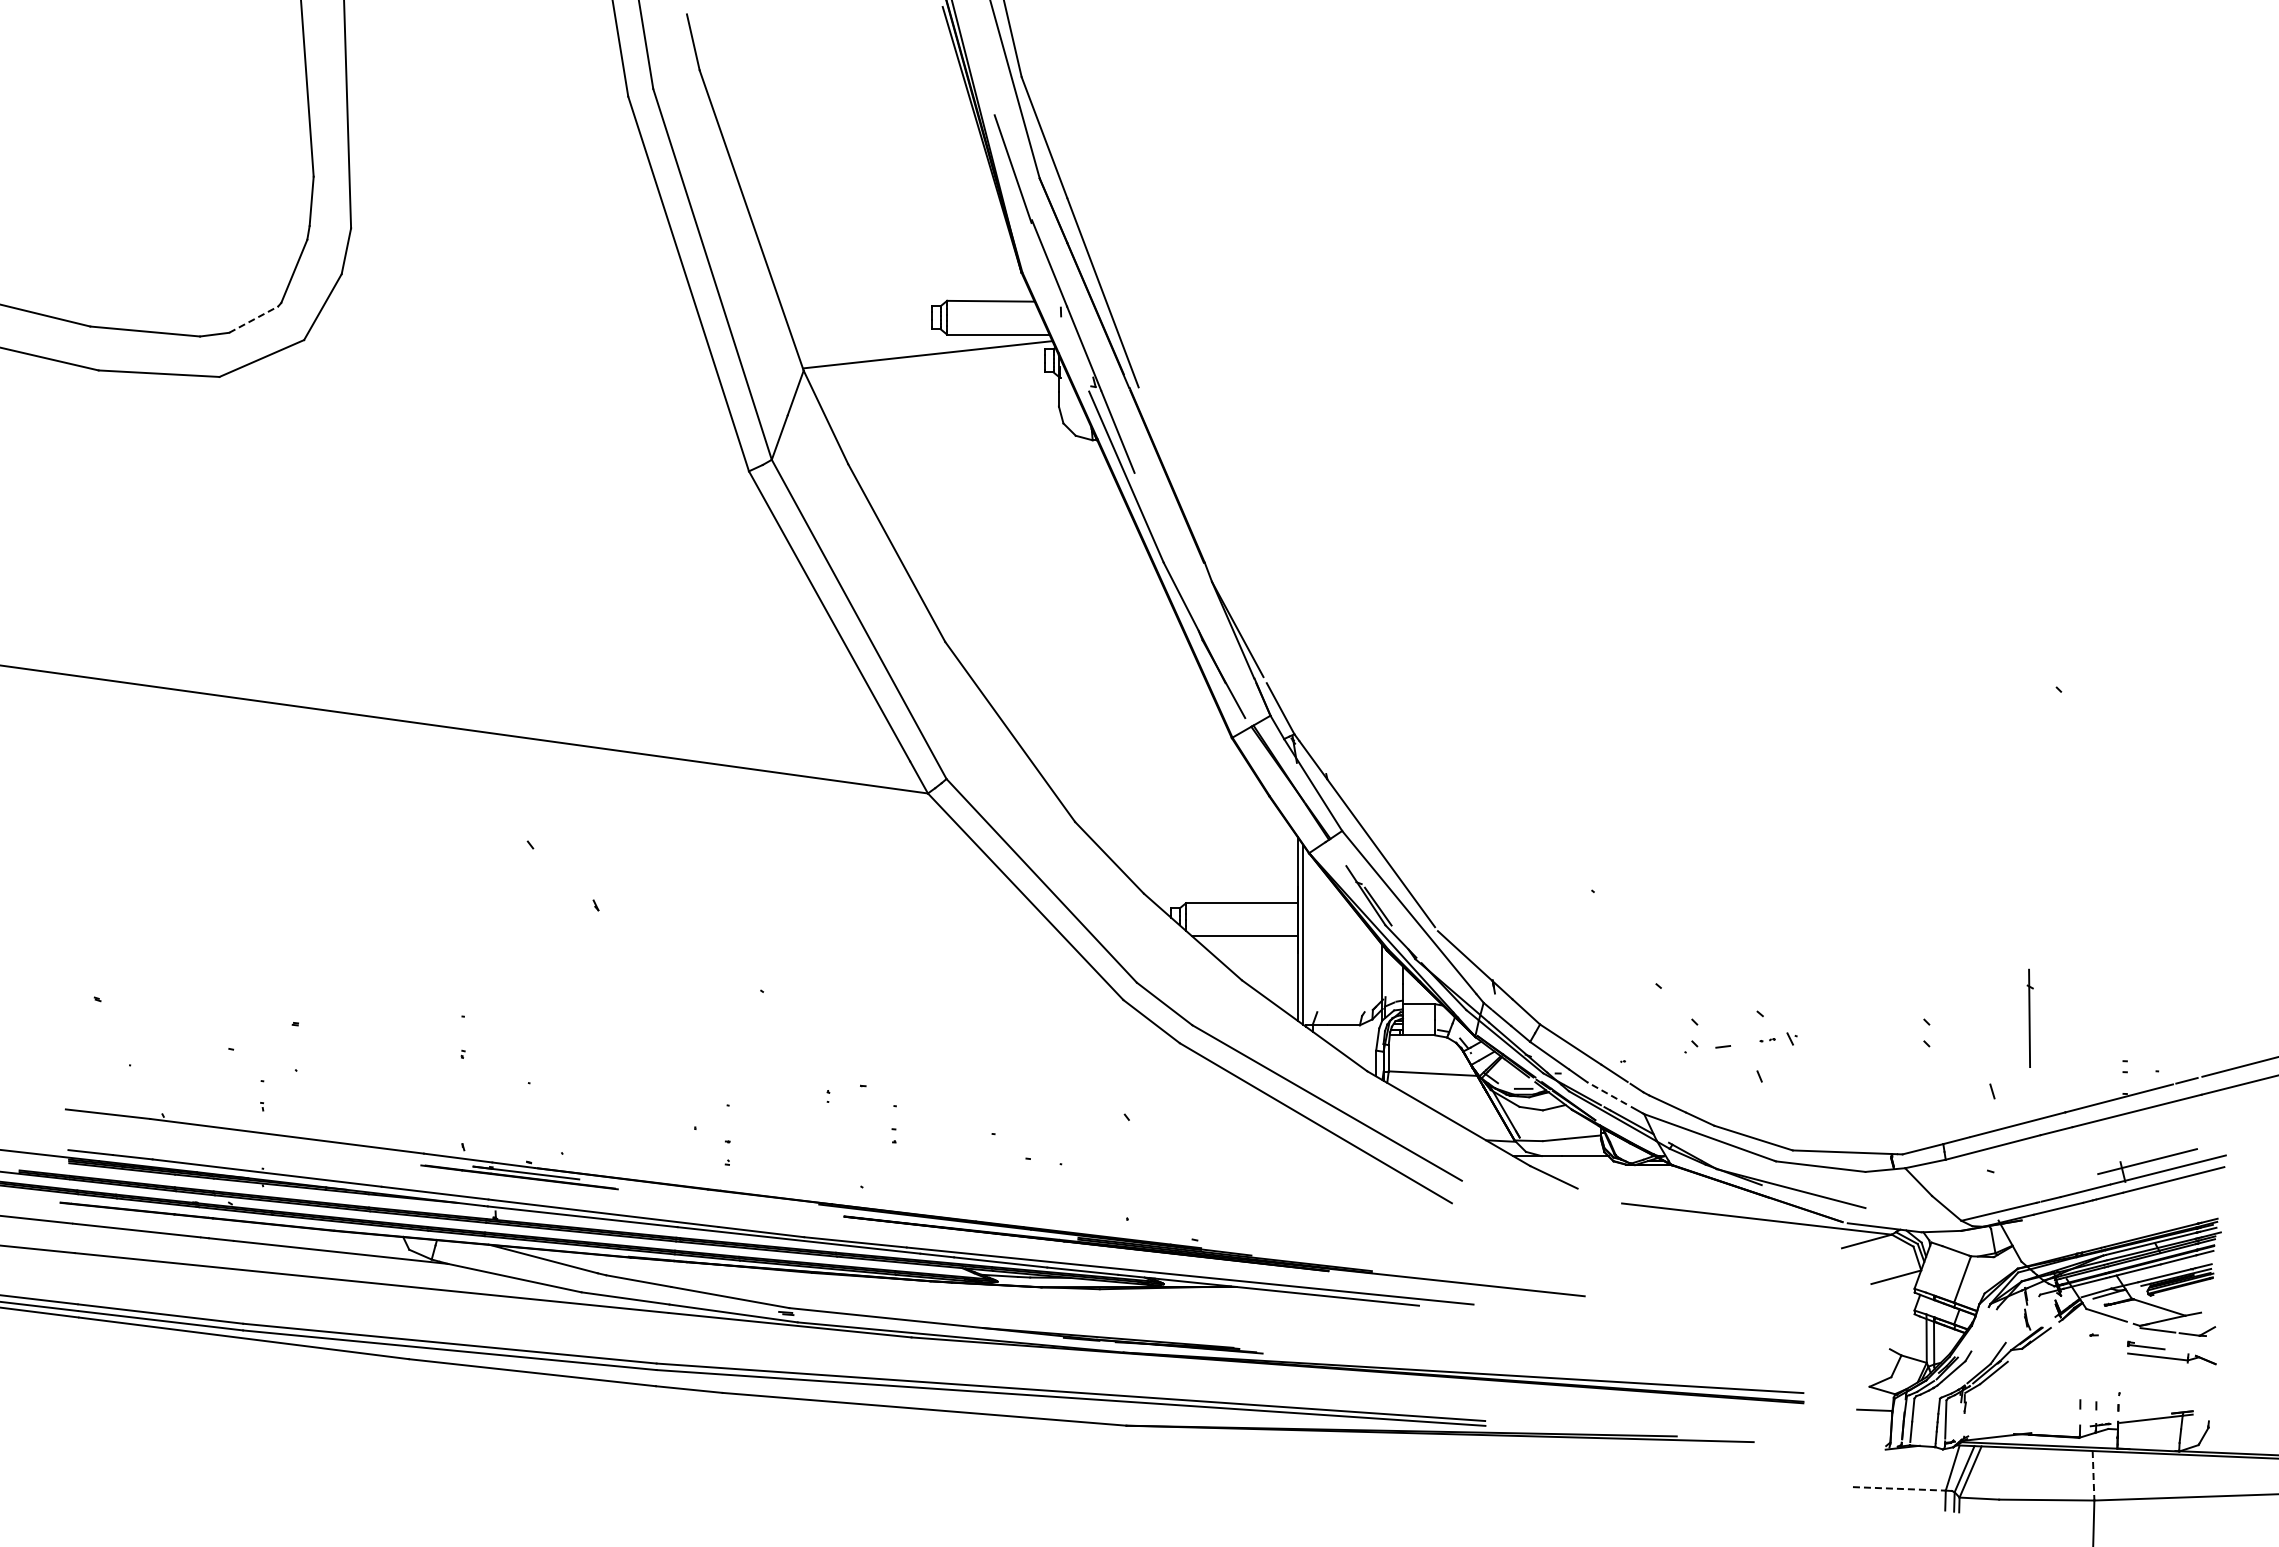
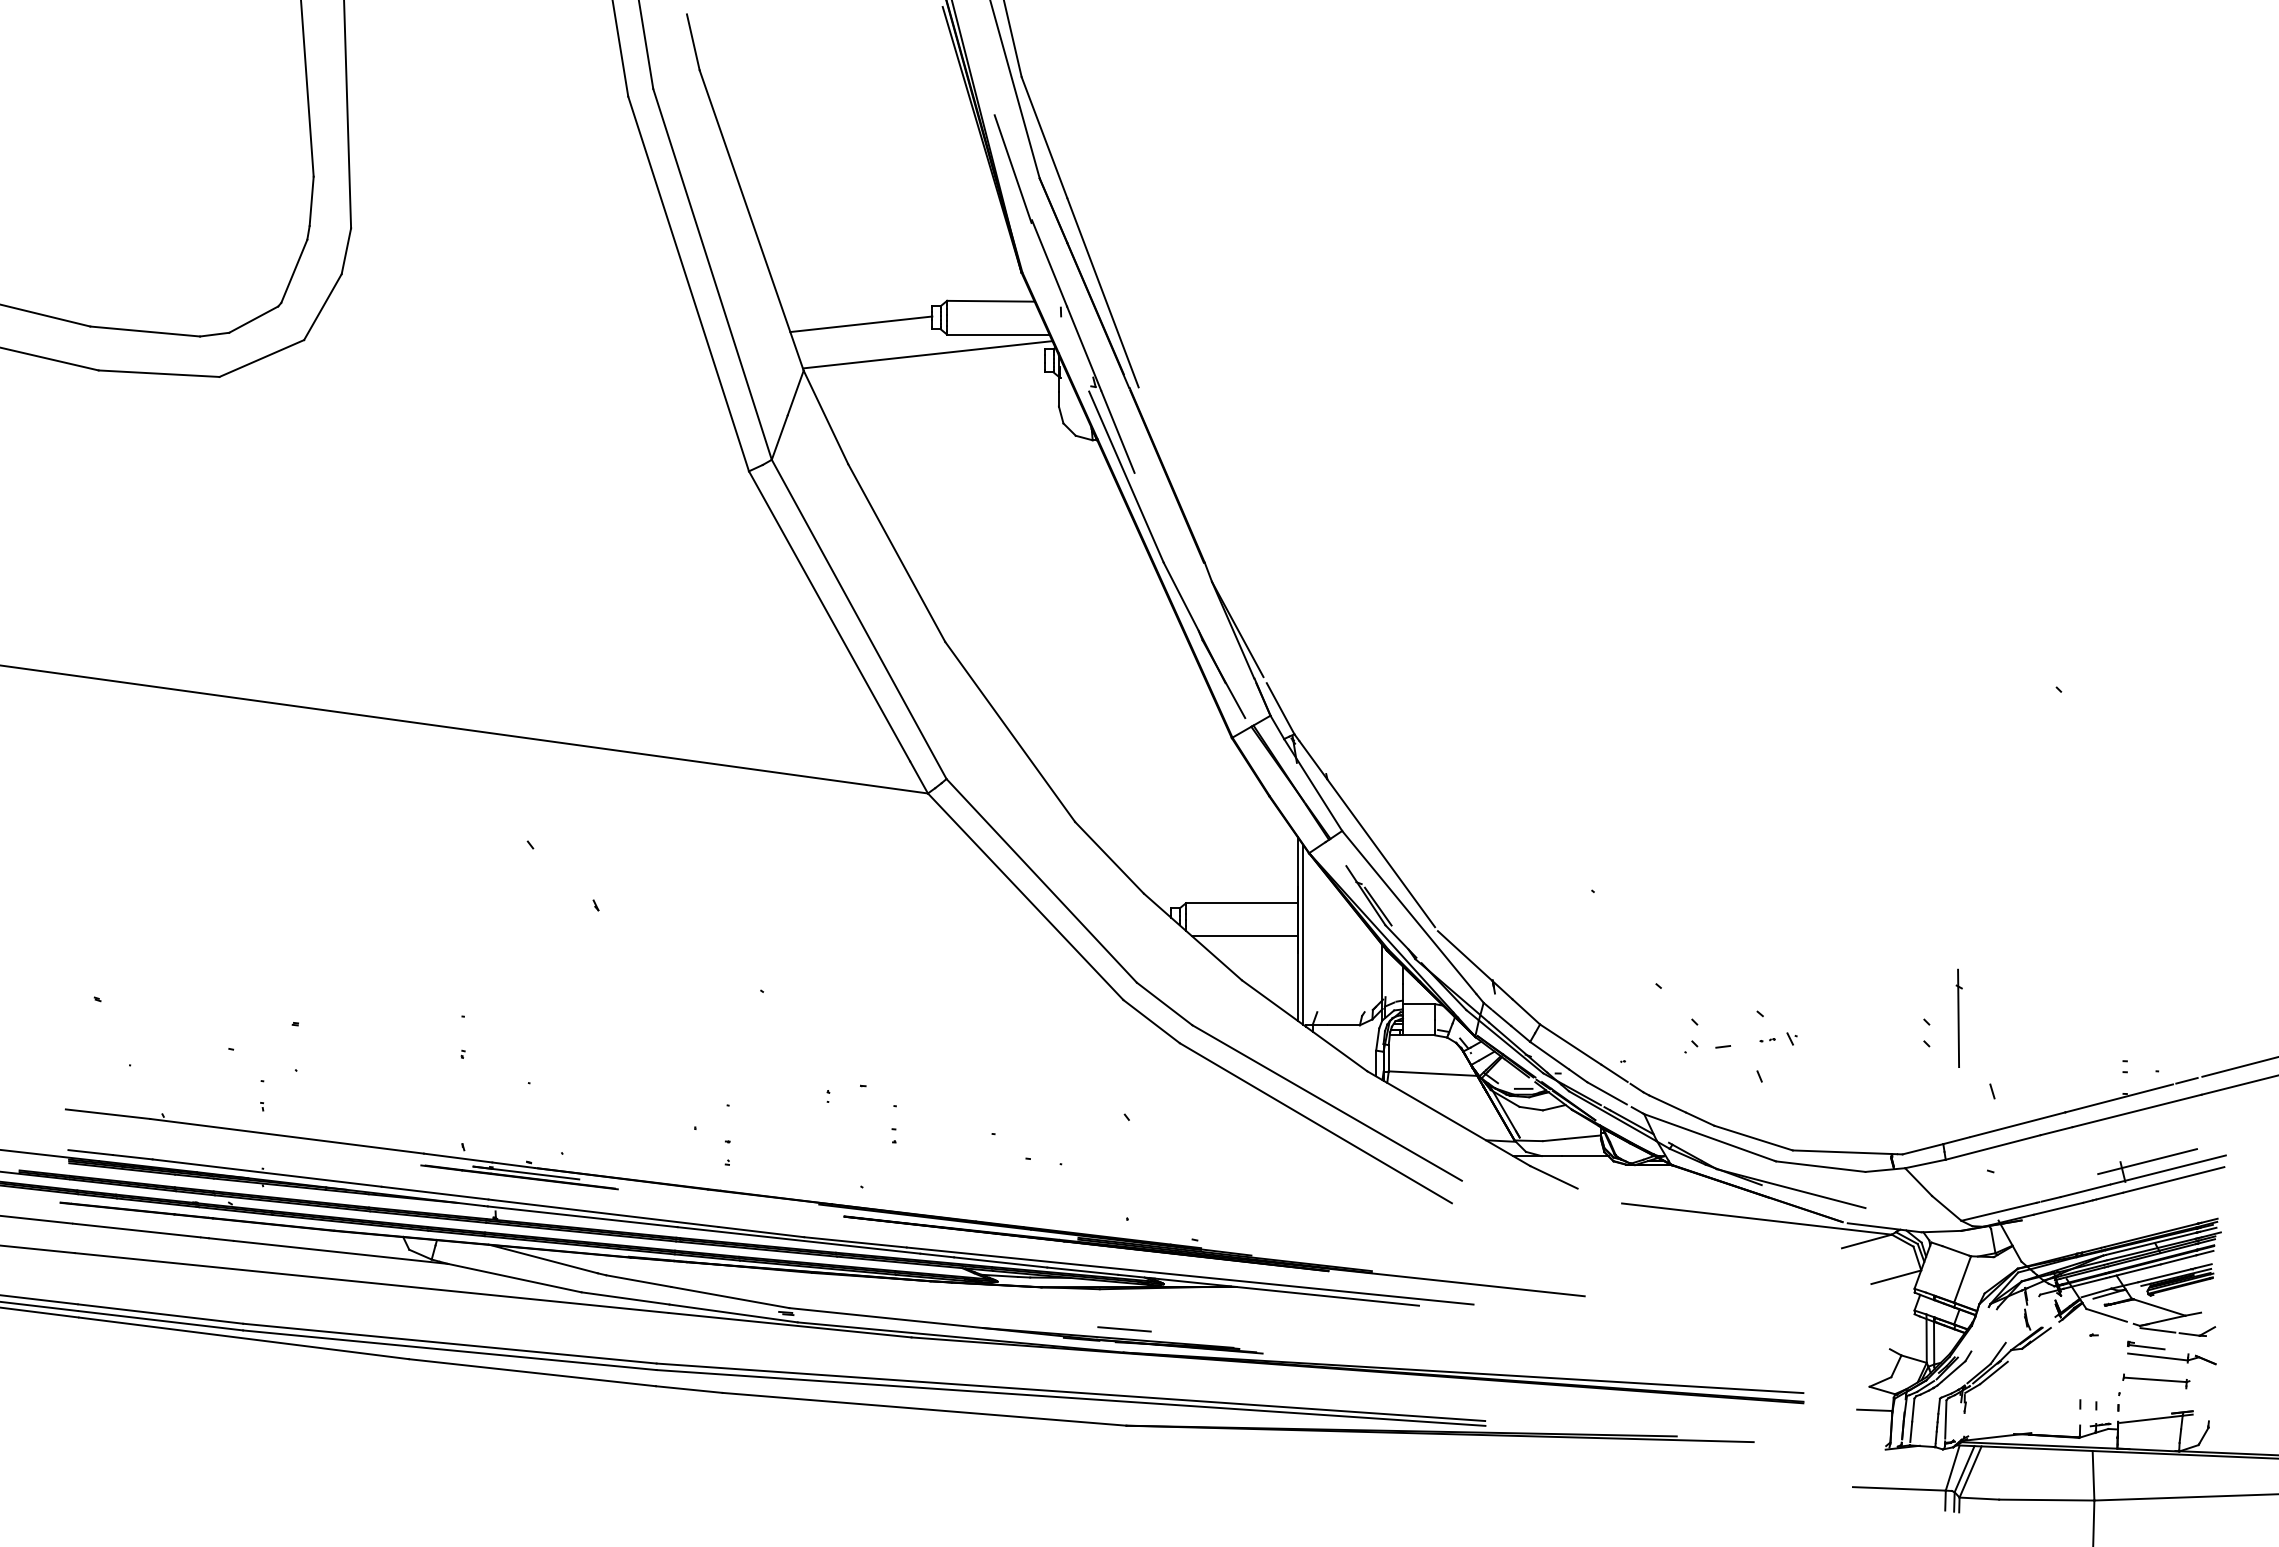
line: dashed -> solid (253, 319)
line: none -> present (861, 324)
part position: (2029, 1017) -> (1958, 1017) (1958, 1017)
line: dashed -> solid (1607, 1093)
line: none -> present (1124, 1329)
part: none -> present (2156, 1381)
line: dashed -> solid (2093, 1475)
line: dashed -> solid (1899, 1488)
